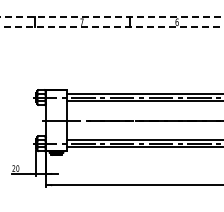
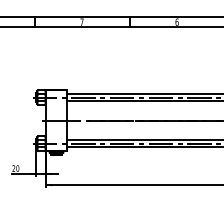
line: dashed -> solid (112, 17)
line: dashed -> solid (112, 26)
